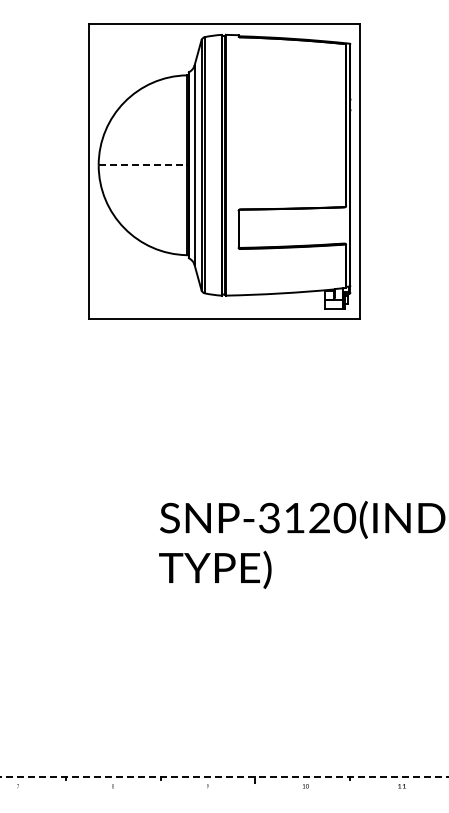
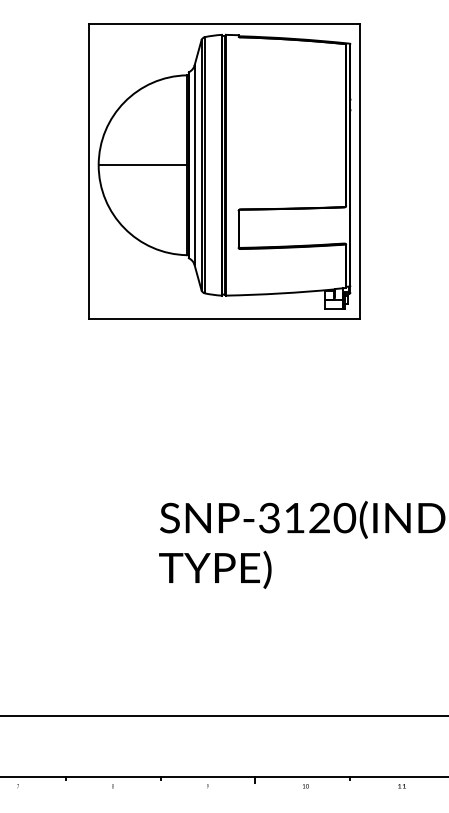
line: dashed -> solid (143, 165)
line: none -> present (223, 715)
line: dashed -> solid (224, 777)
